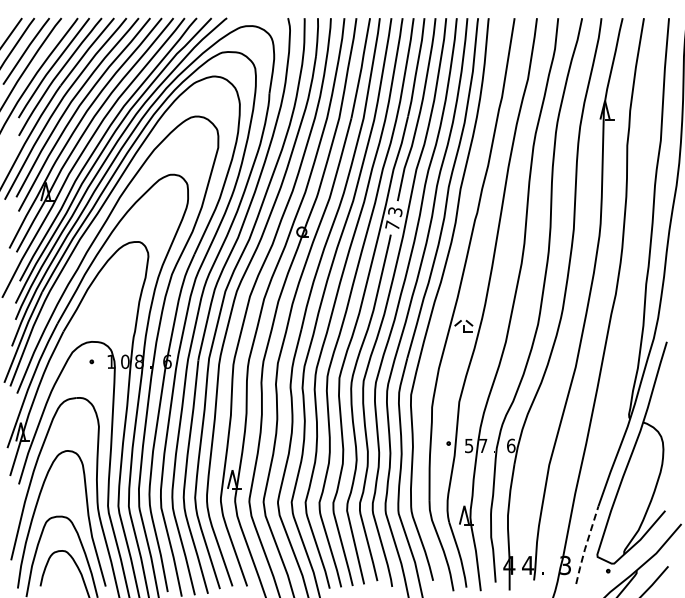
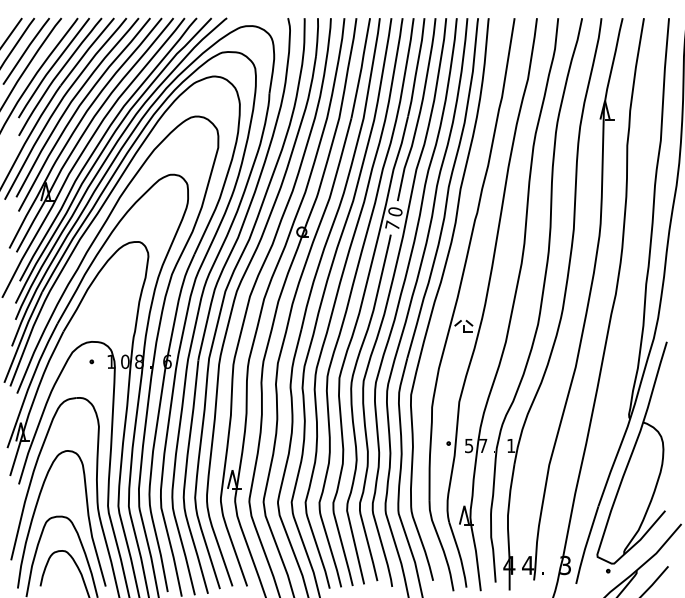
text: 3 -> 0 (395, 212)
text: 6 -> 1 (511, 445)
line: dashed -> solid (585, 546)
